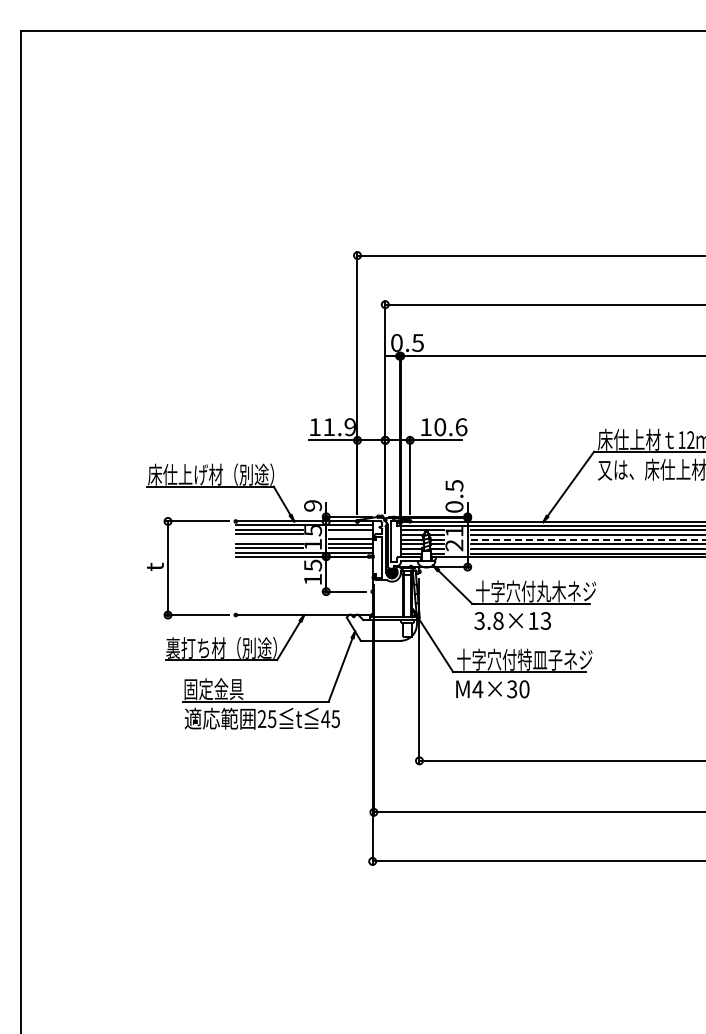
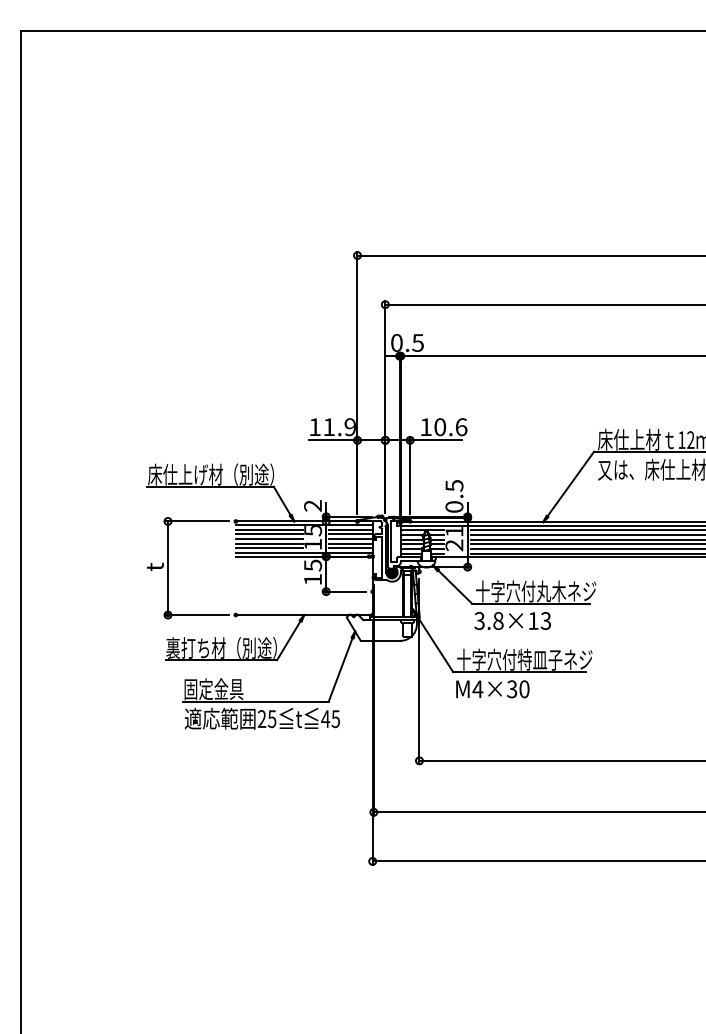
text: 9 -> 2 (313, 505)
line: none -> present (350, 534)
line: none -> present (268, 539)
line: dashed -> solid (588, 539)
